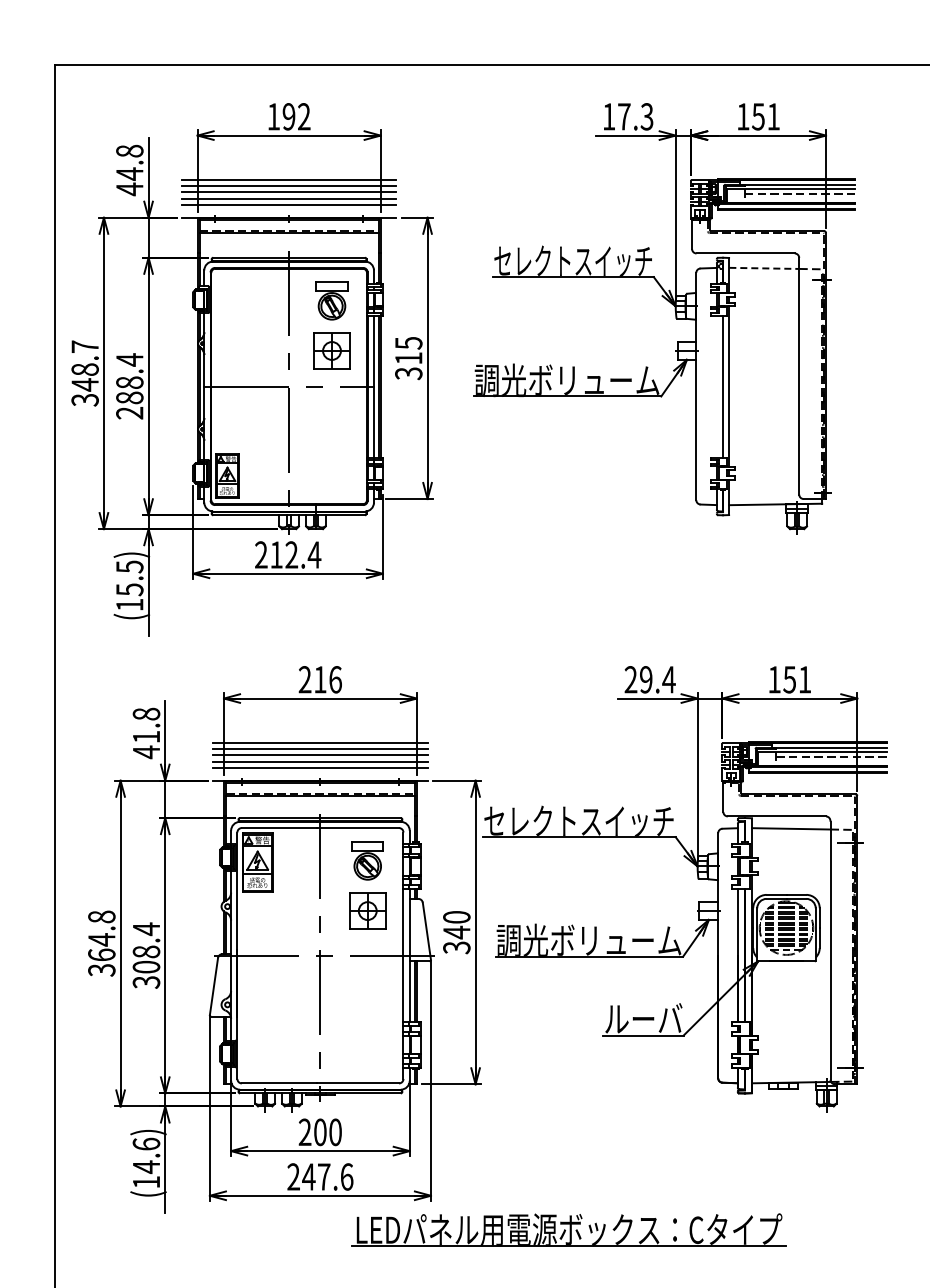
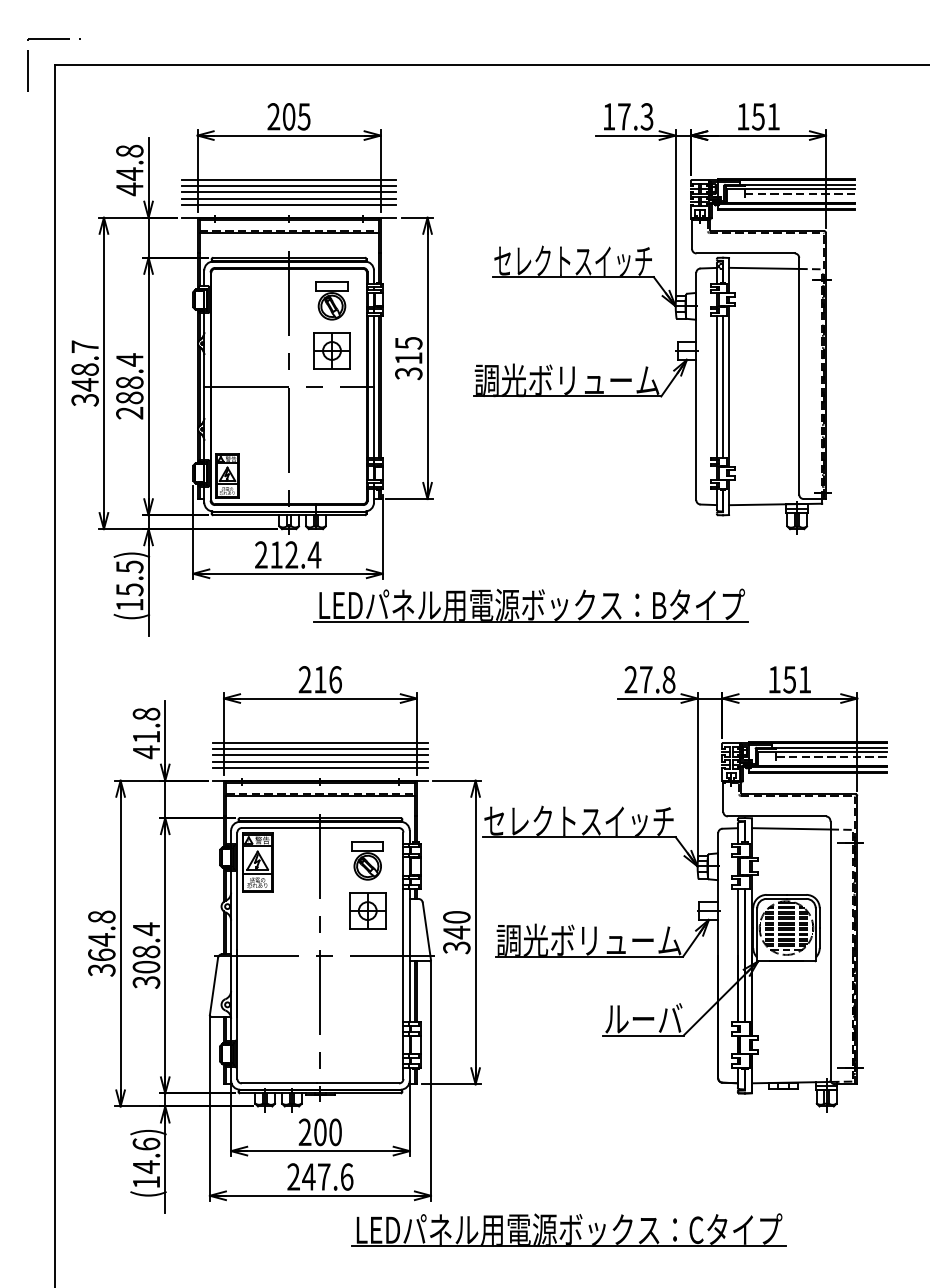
part: none -> present (53, 39)
text: 192 -> 205 (288, 116)
line: dashed -> solid (764, 268)
line: none -> present (716, 386)
part: none -> present (530, 605)
text: 29.4 -> 27.8 (657, 679)
